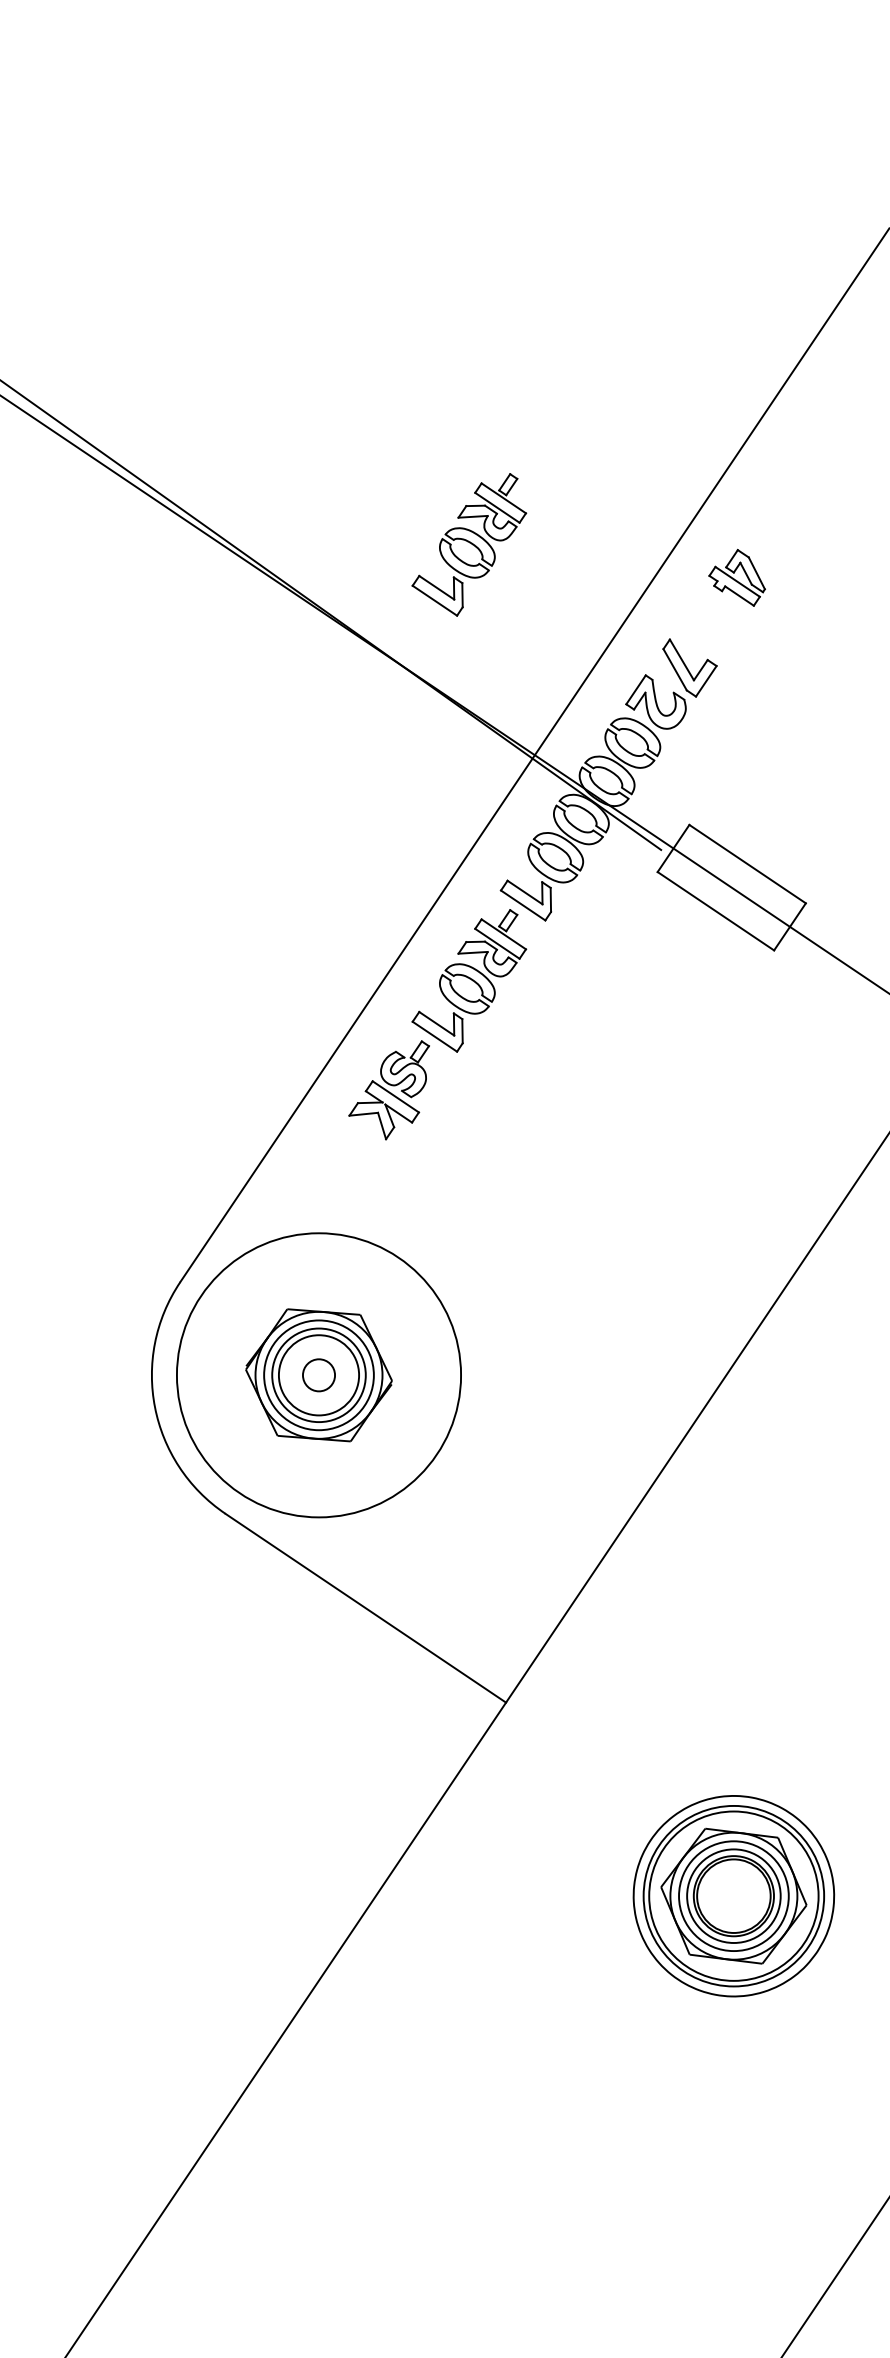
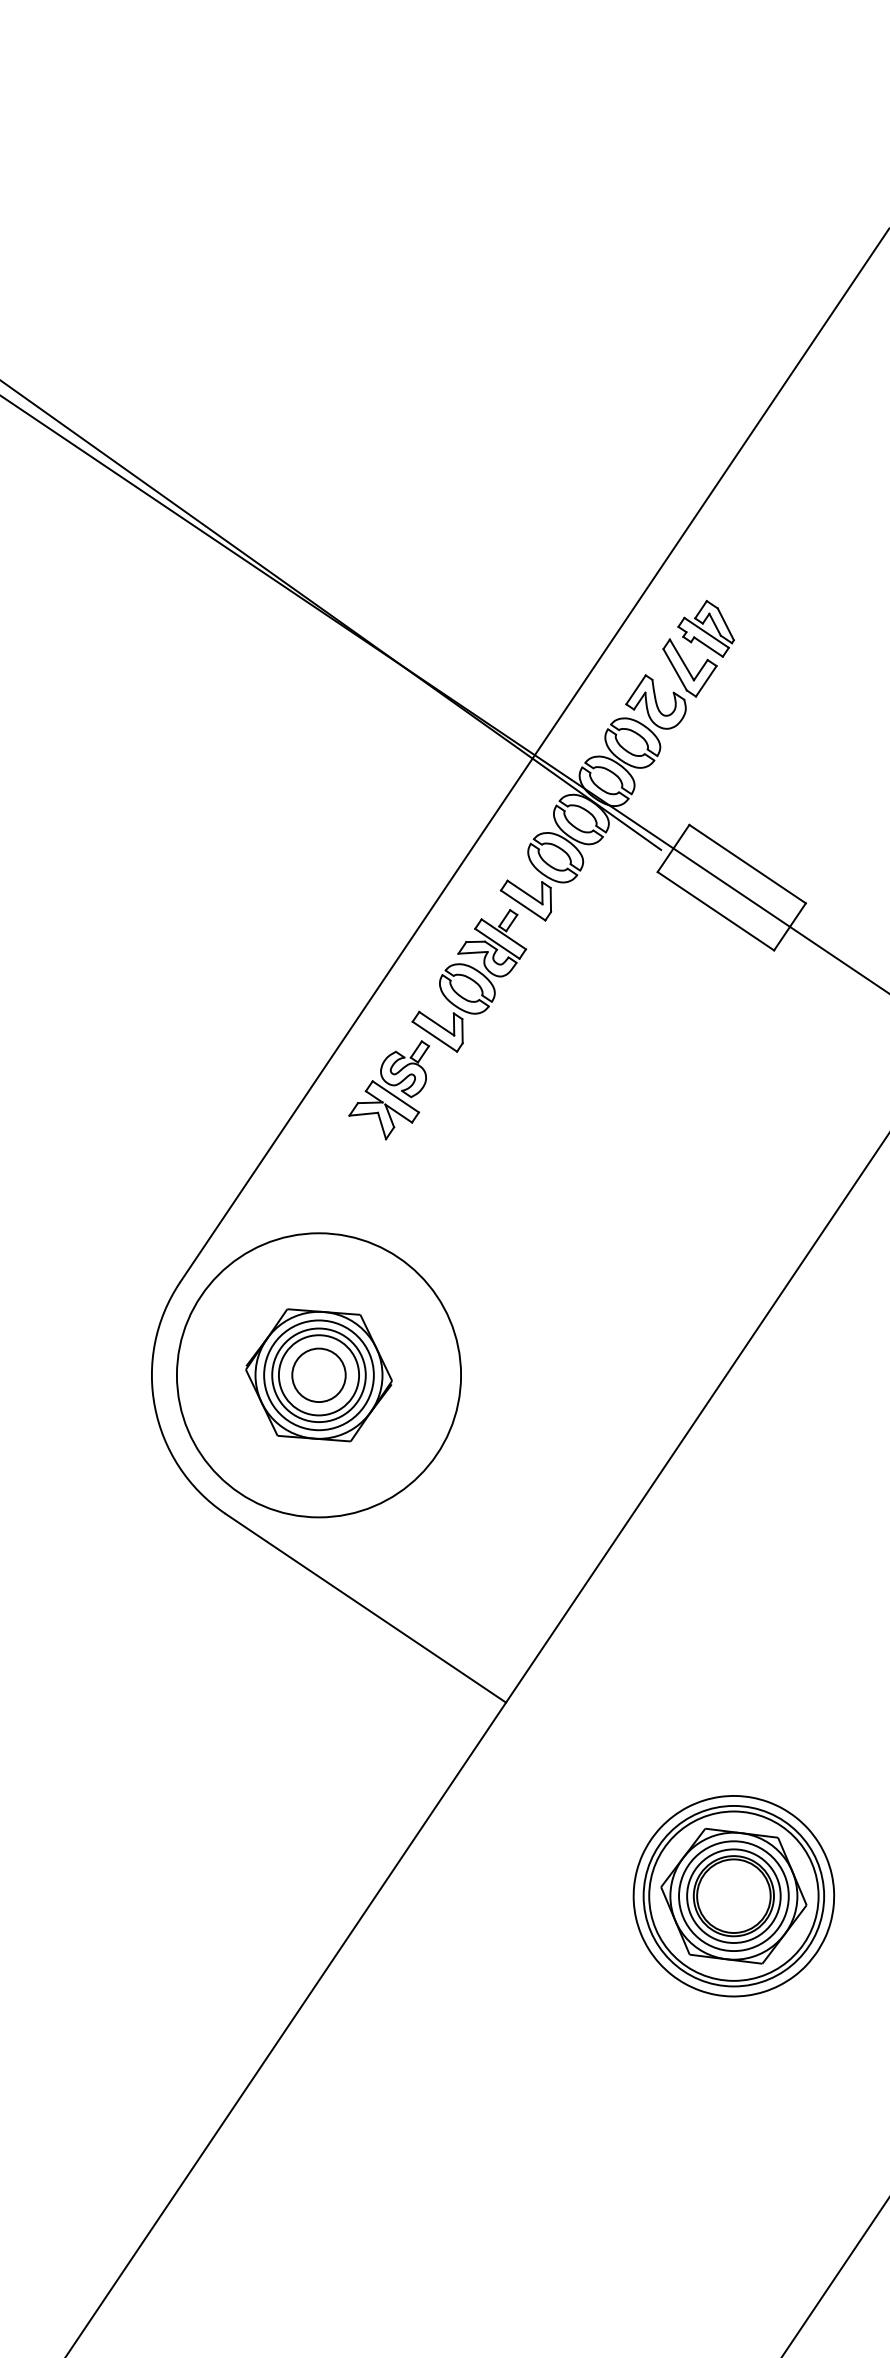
part: present -> none (469, 544)
part position: (736, 577) -> (705, 628) (705, 628)
circle diameter: 32 px -> 53 px (318, 1375)
